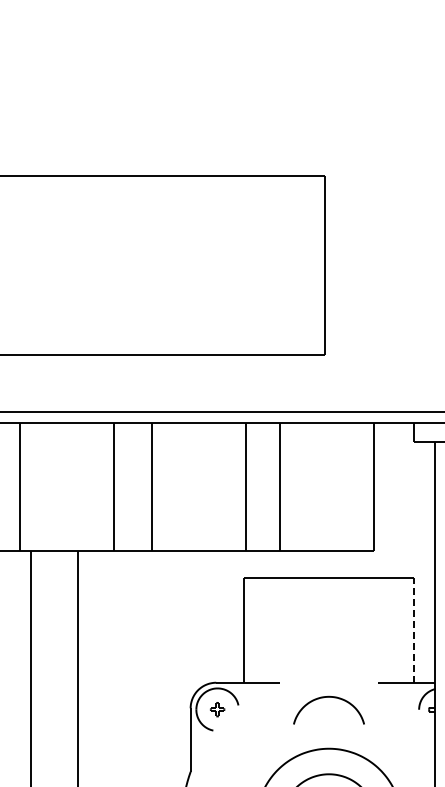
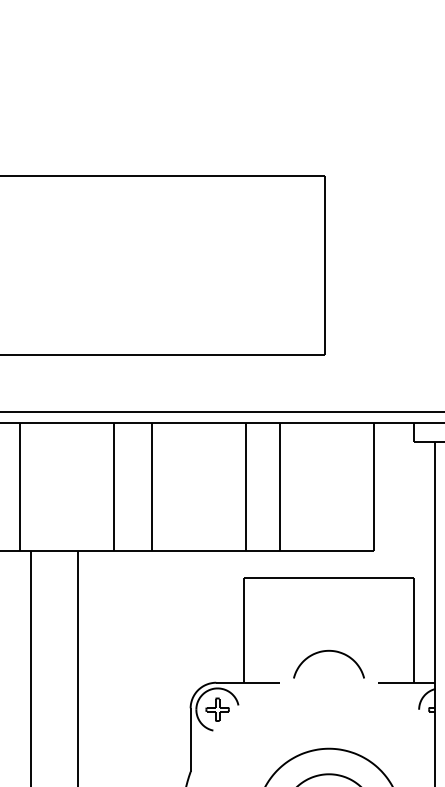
line: dashed -> solid (414, 630)
curve position: (328, 697) -> (328, 651) (328, 651)
part size: 16x16 px -> 25x25 px (217, 709)
